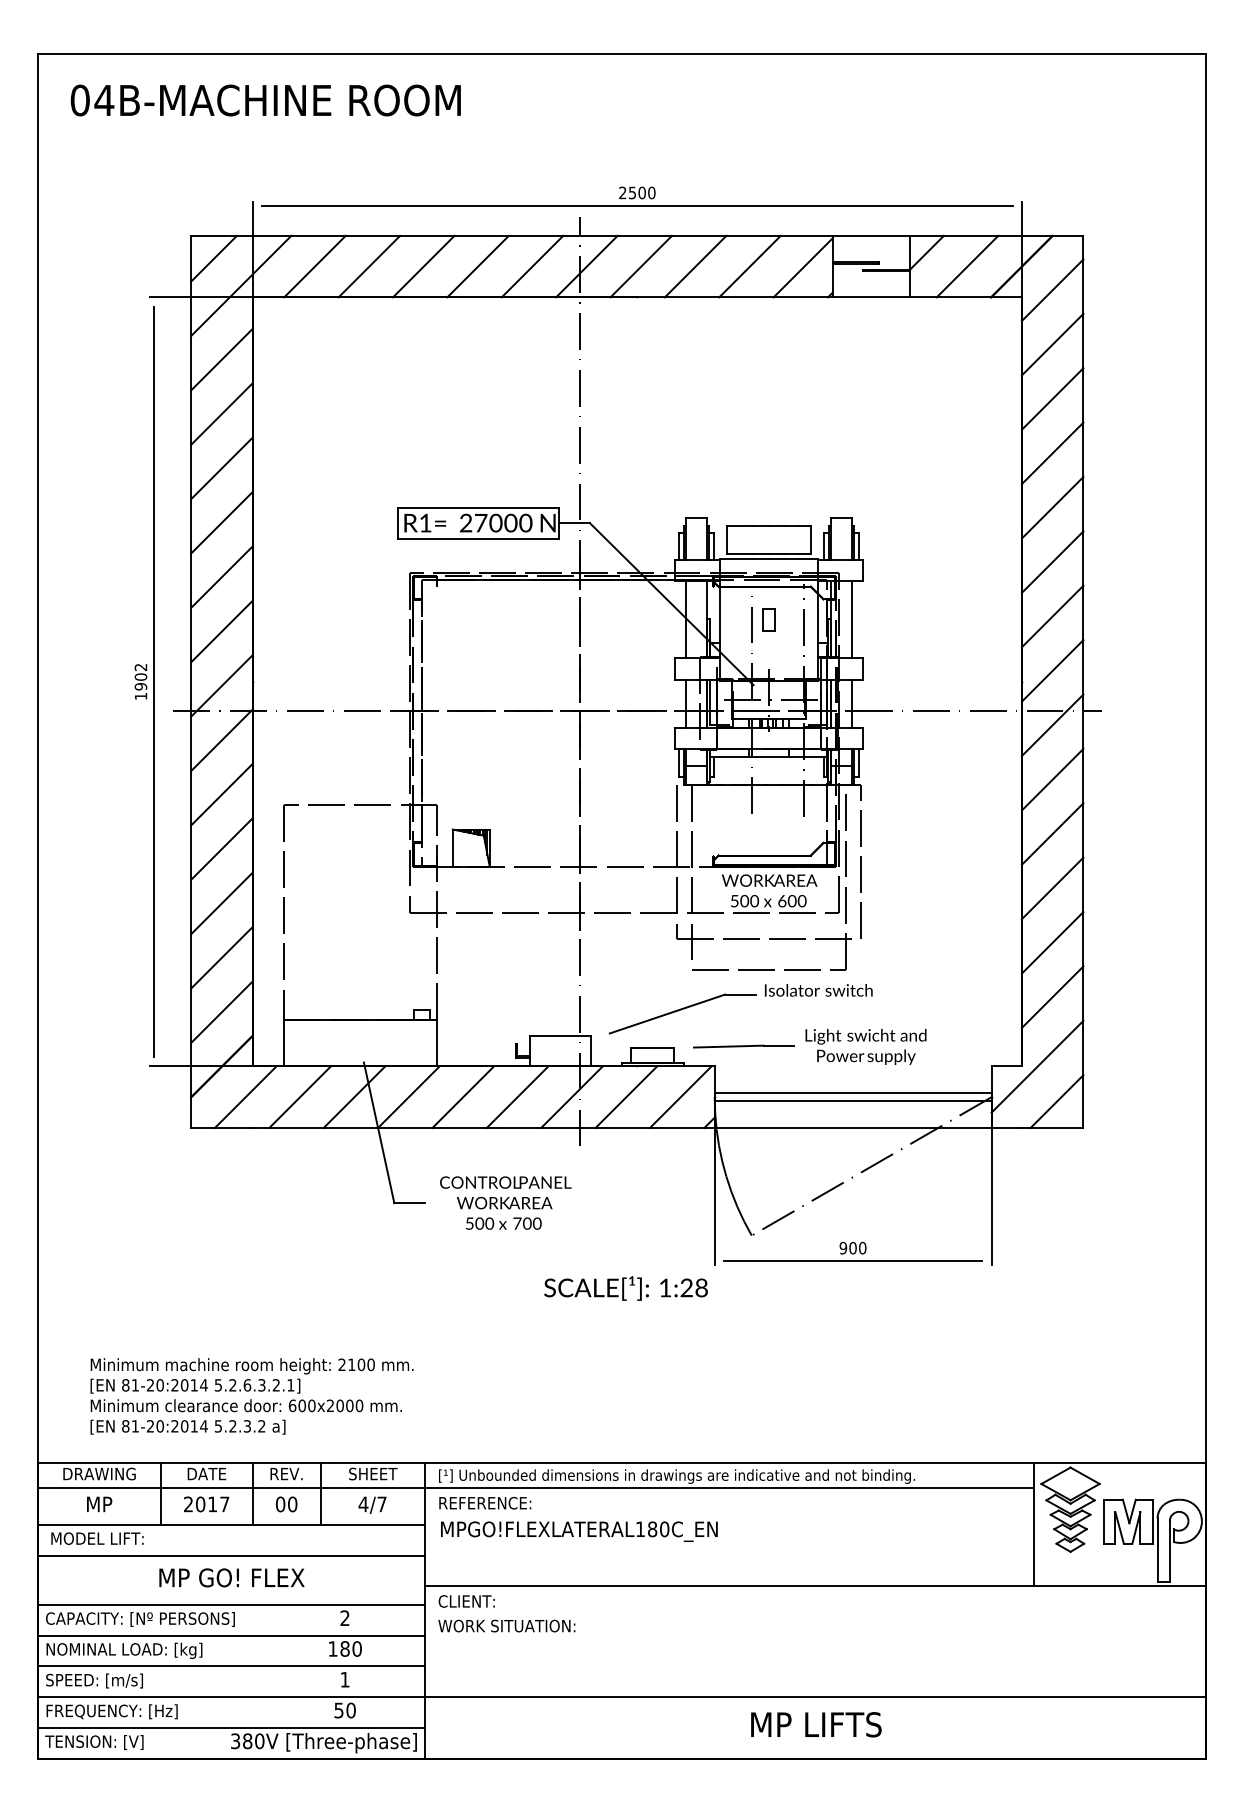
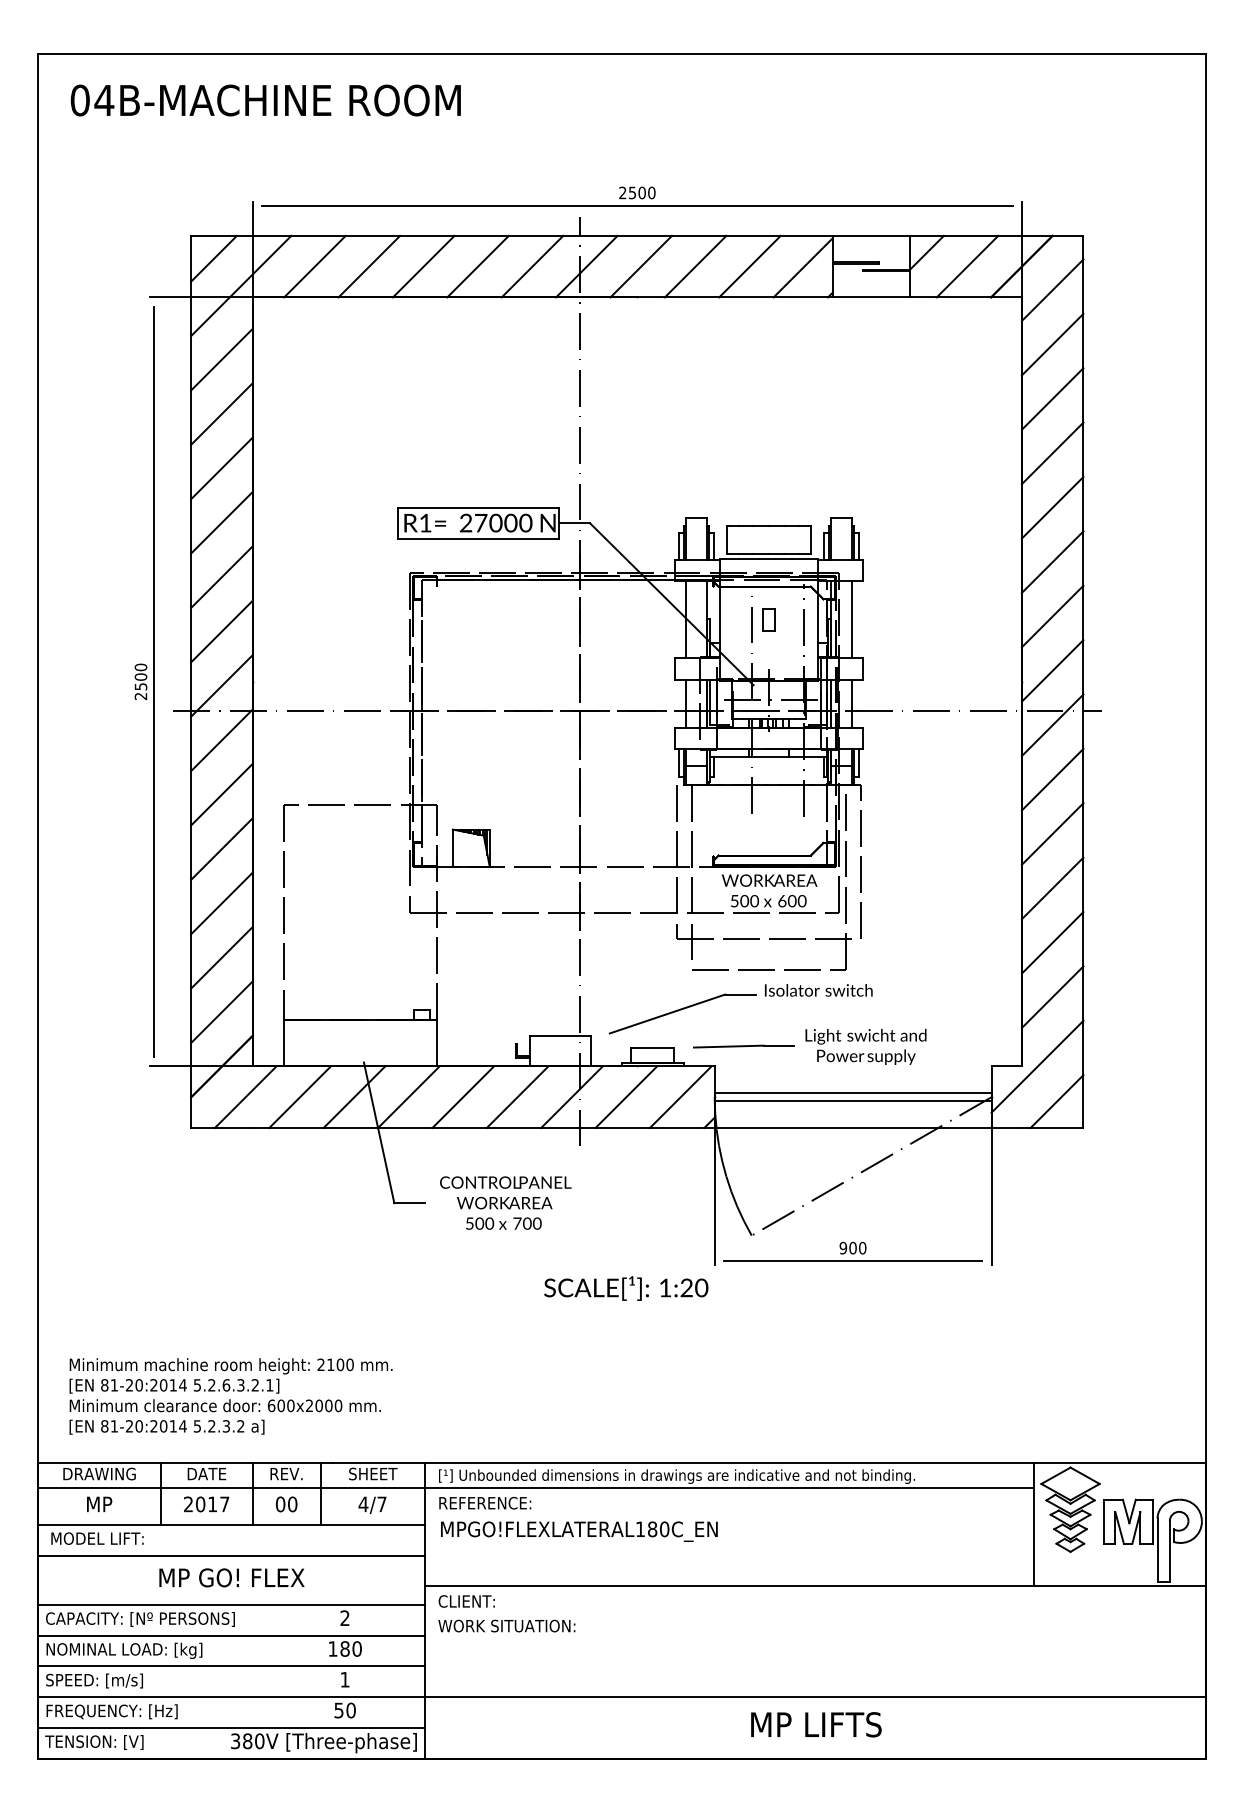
text: 1902 -> 2500 (140, 681)
text: 1:28 -> 1:20 (701, 1288)
text position: (251, 1396) -> (230, 1396) (230, 1396)
